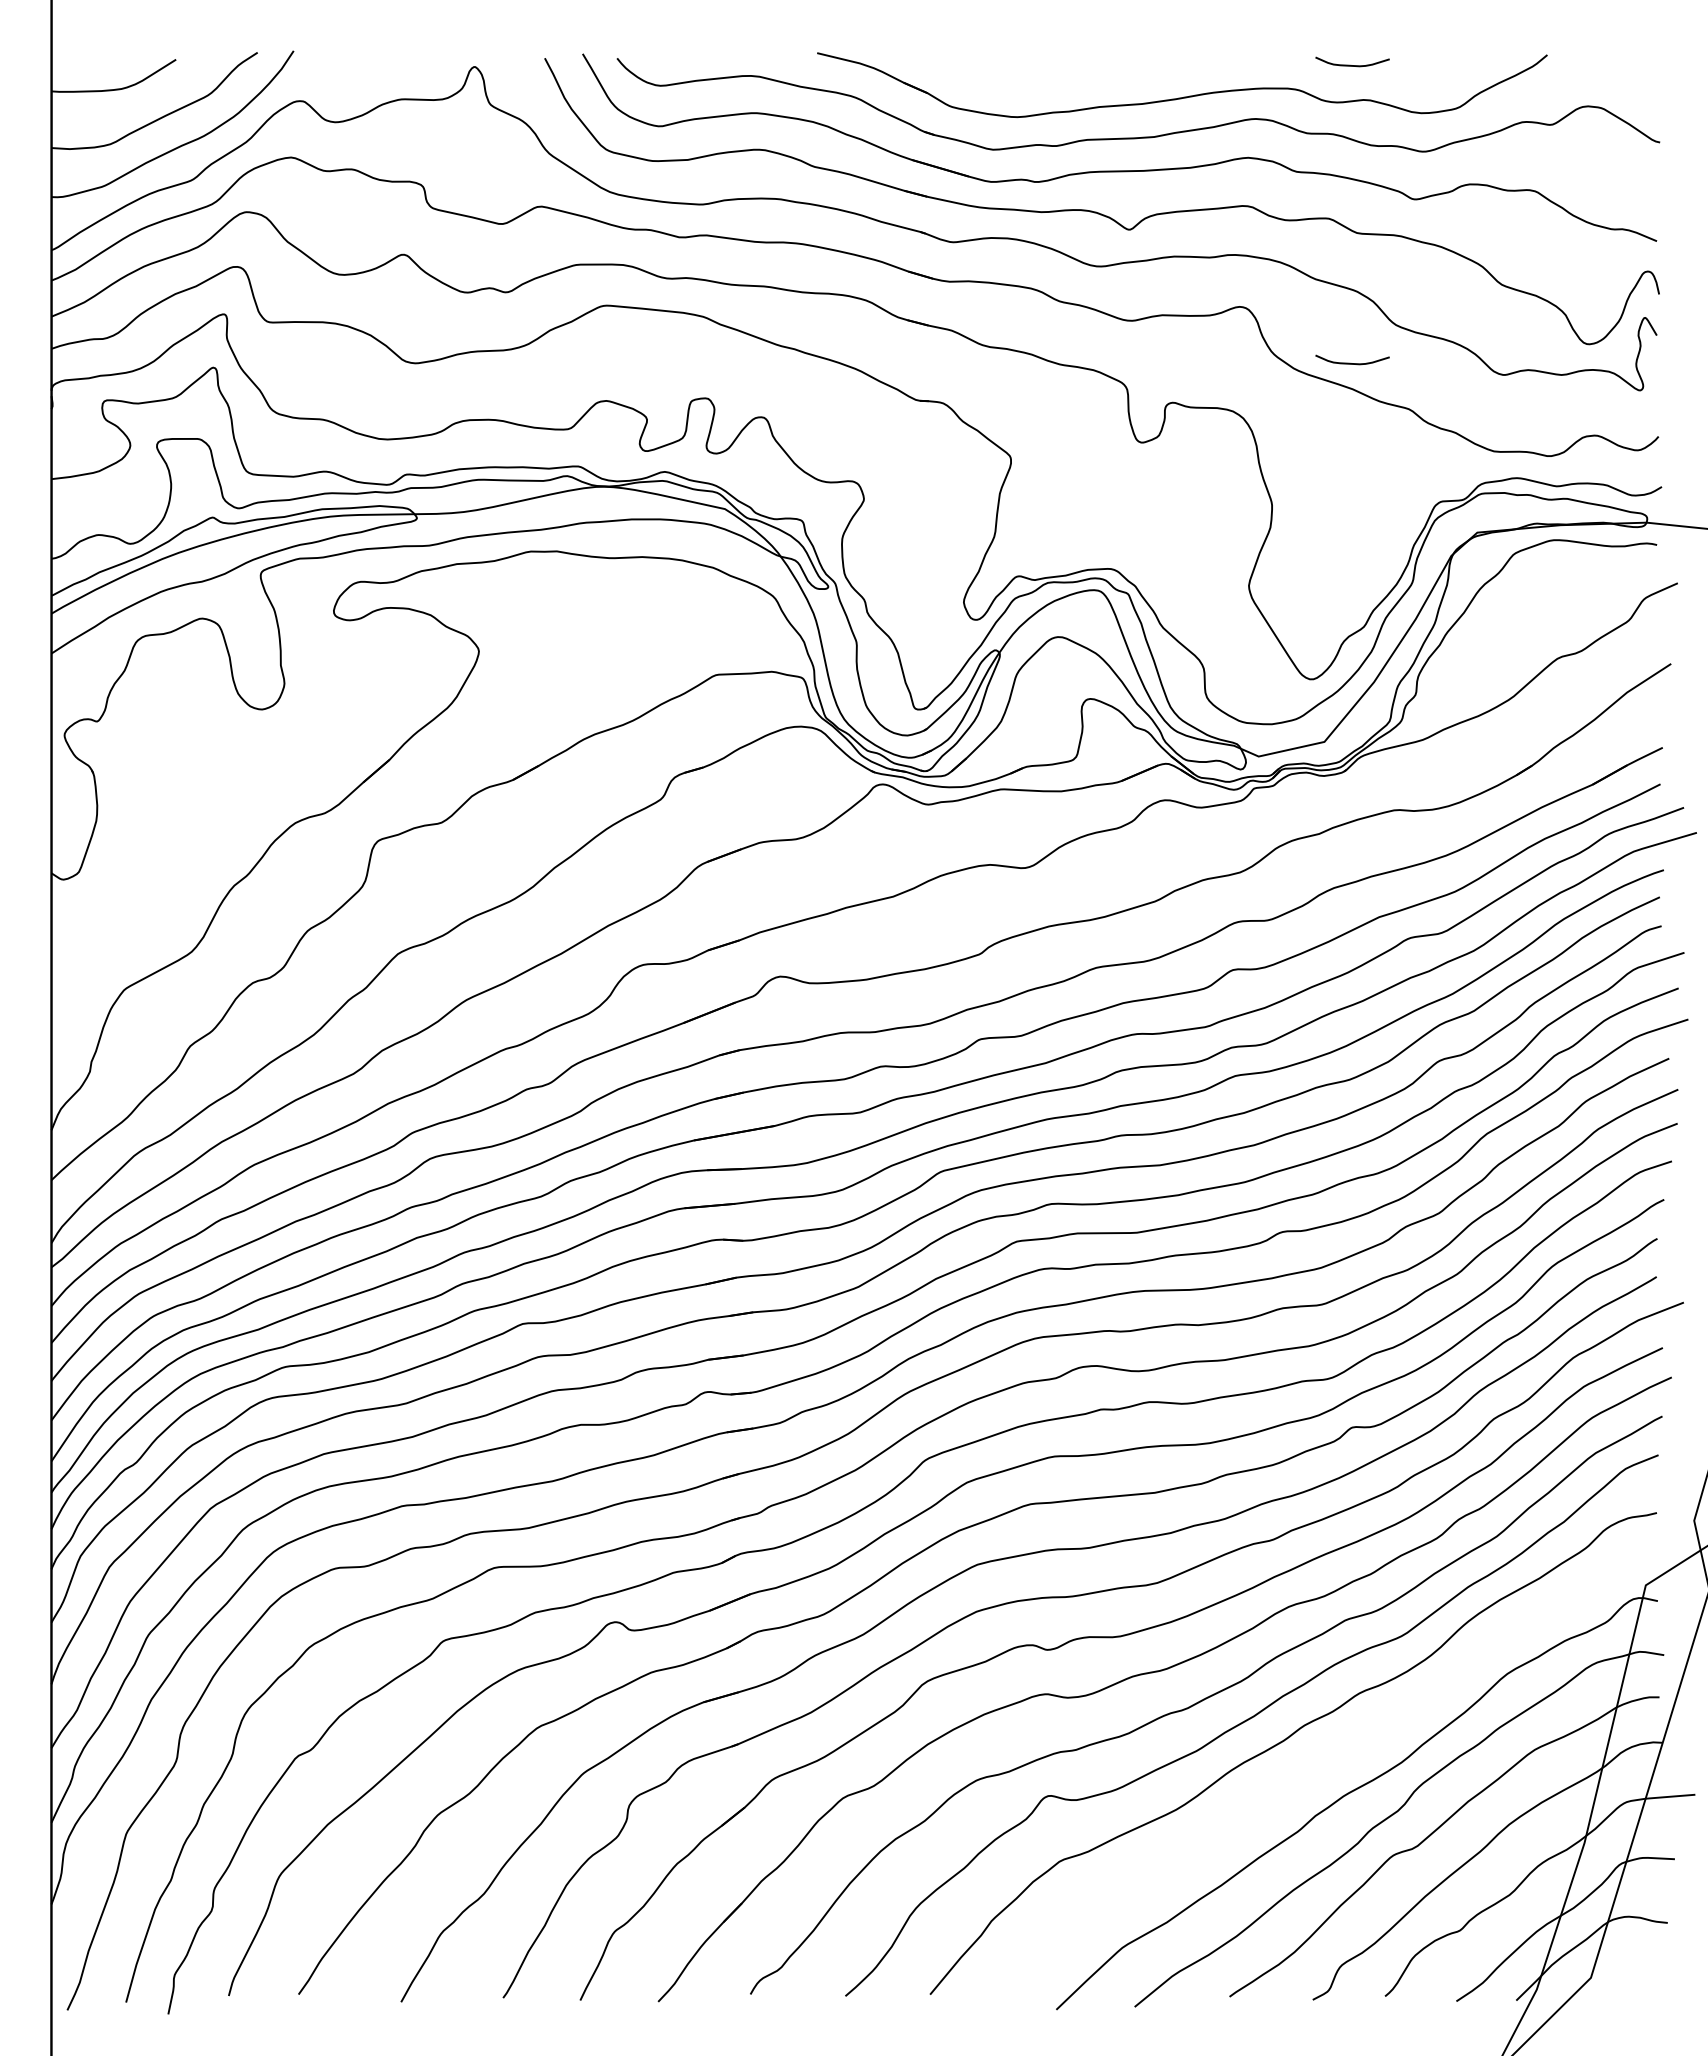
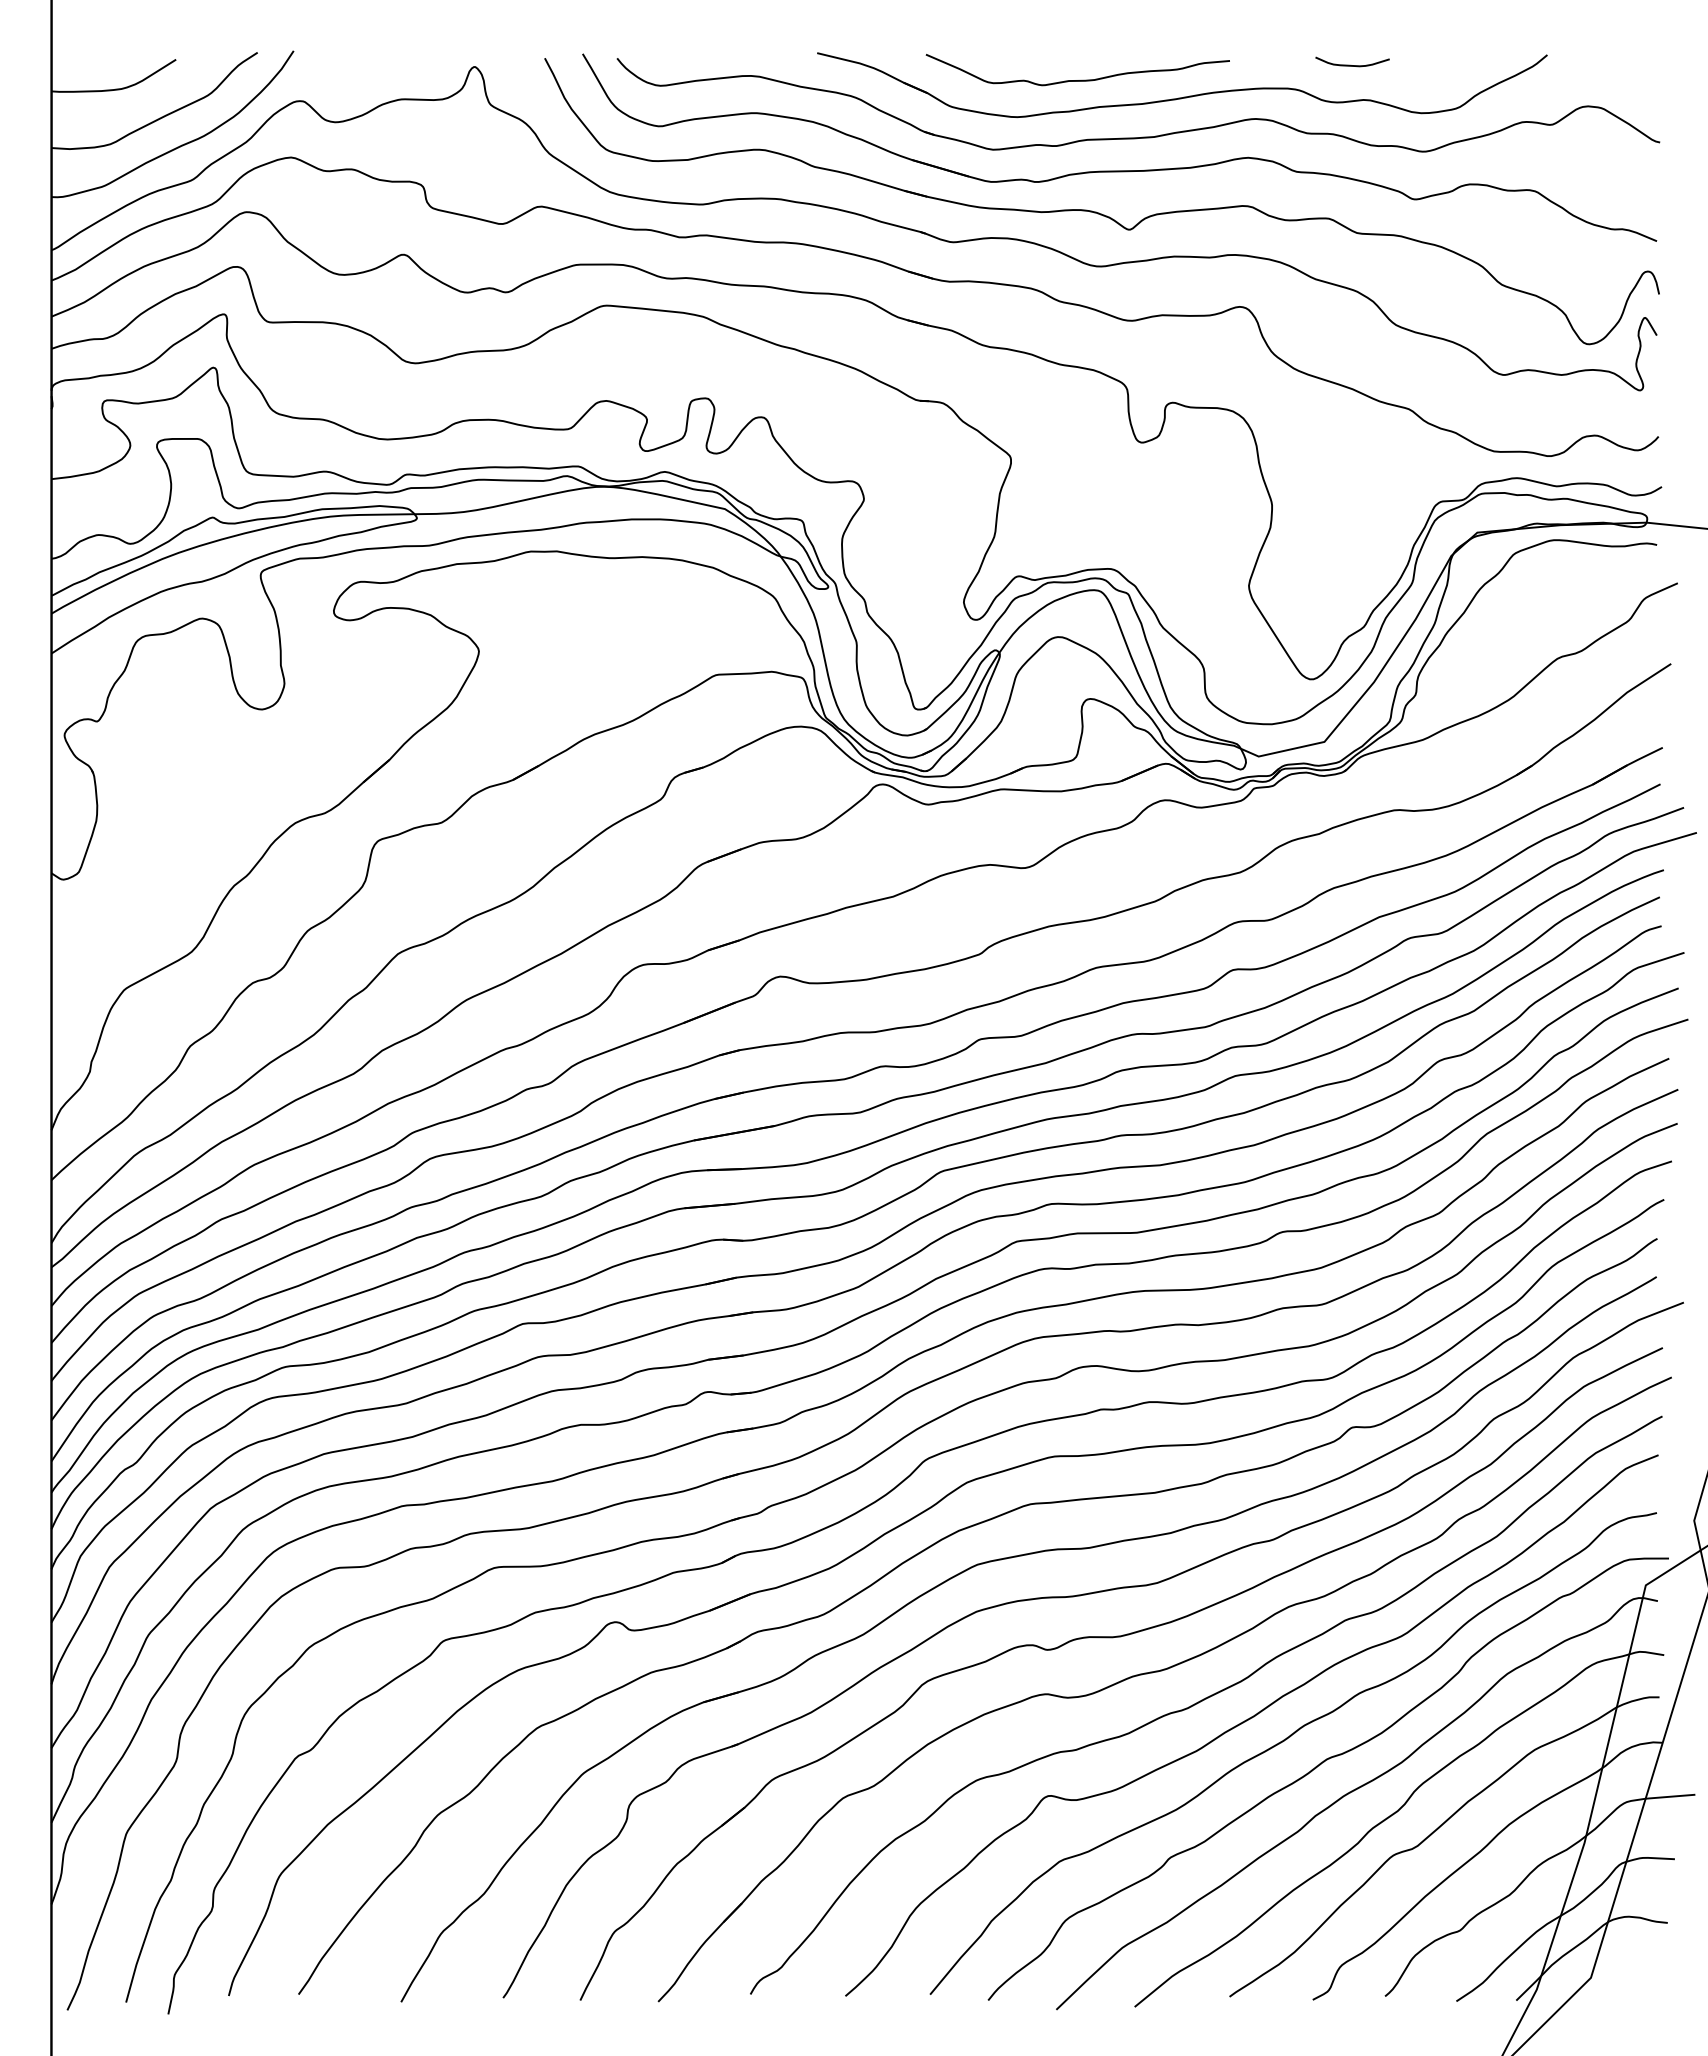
curve: none -> present (1081, 79)
curve: present -> none (1350, 362)
curve: none -> present (1320, 1765)
